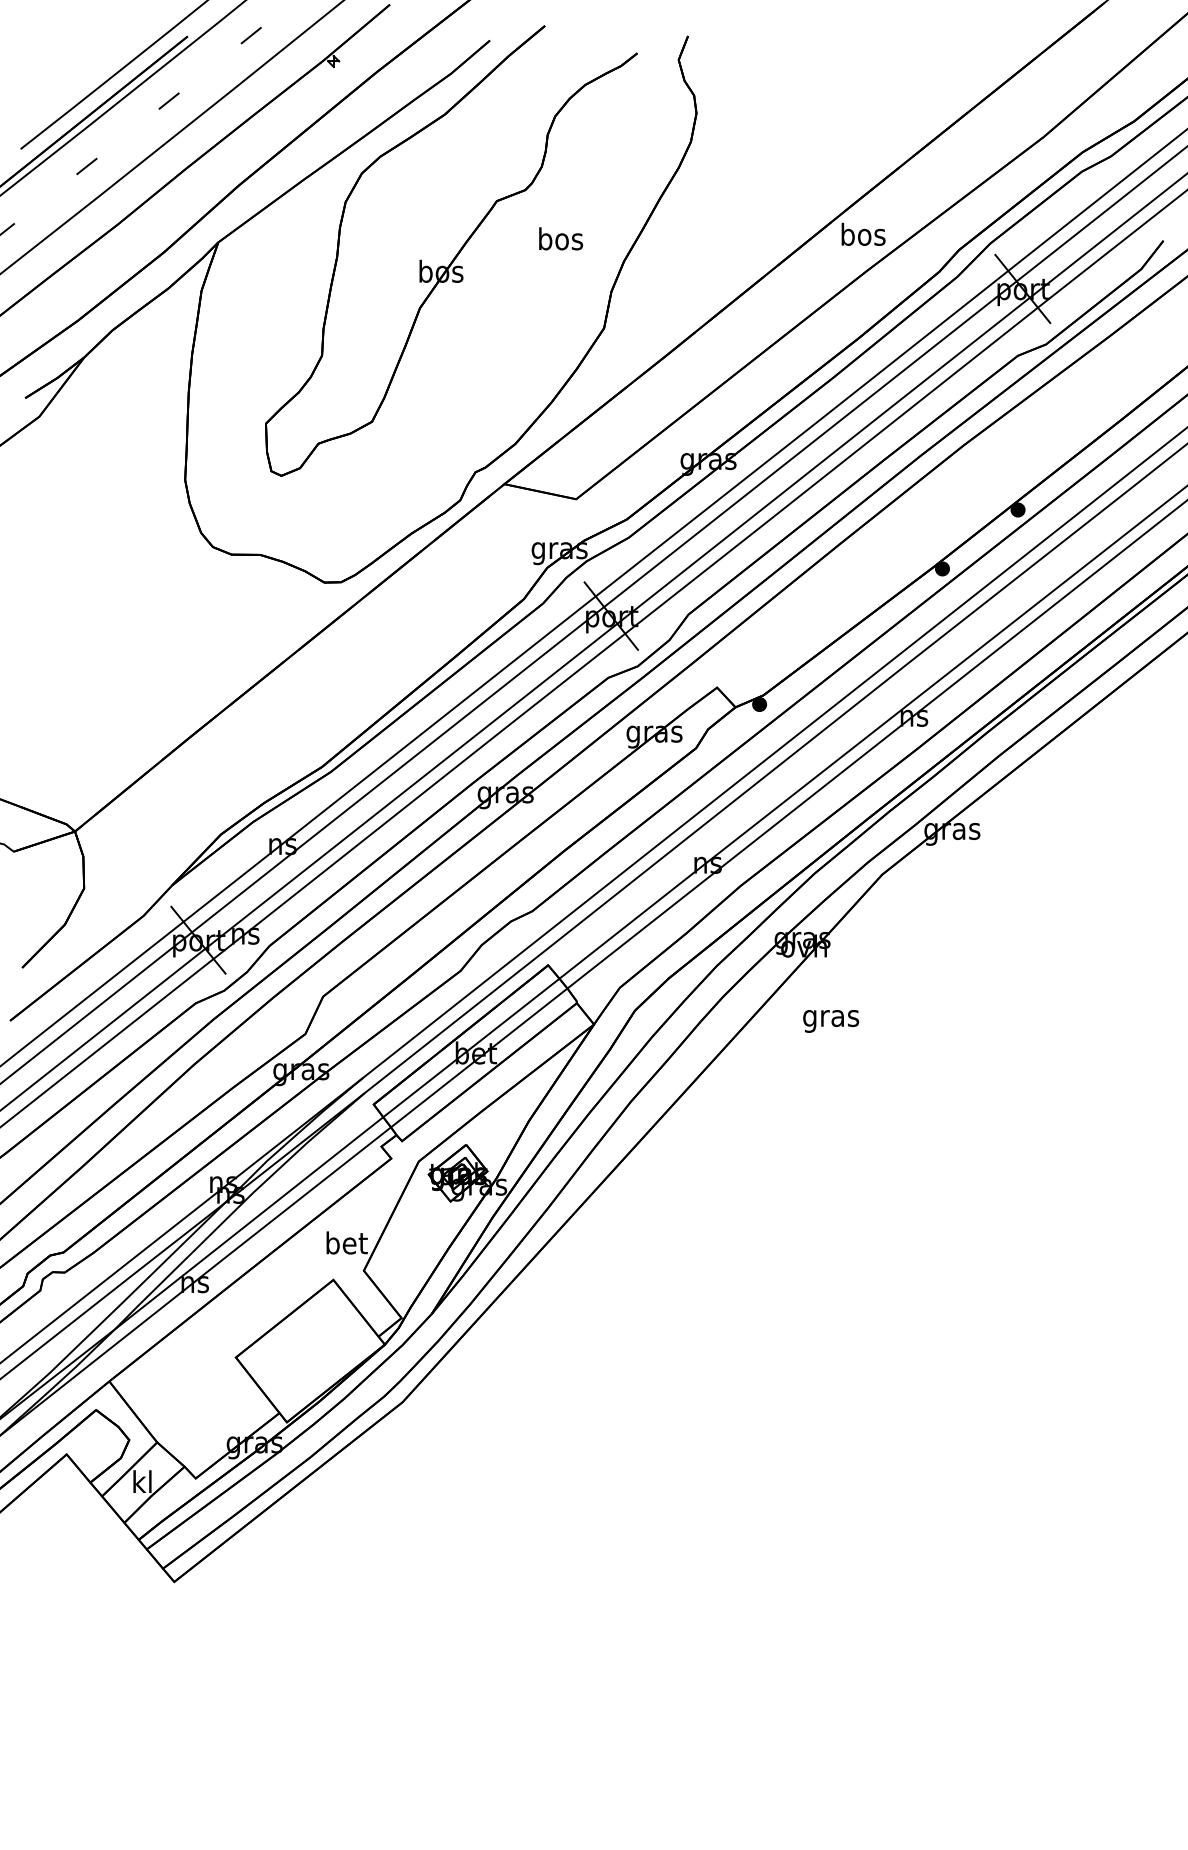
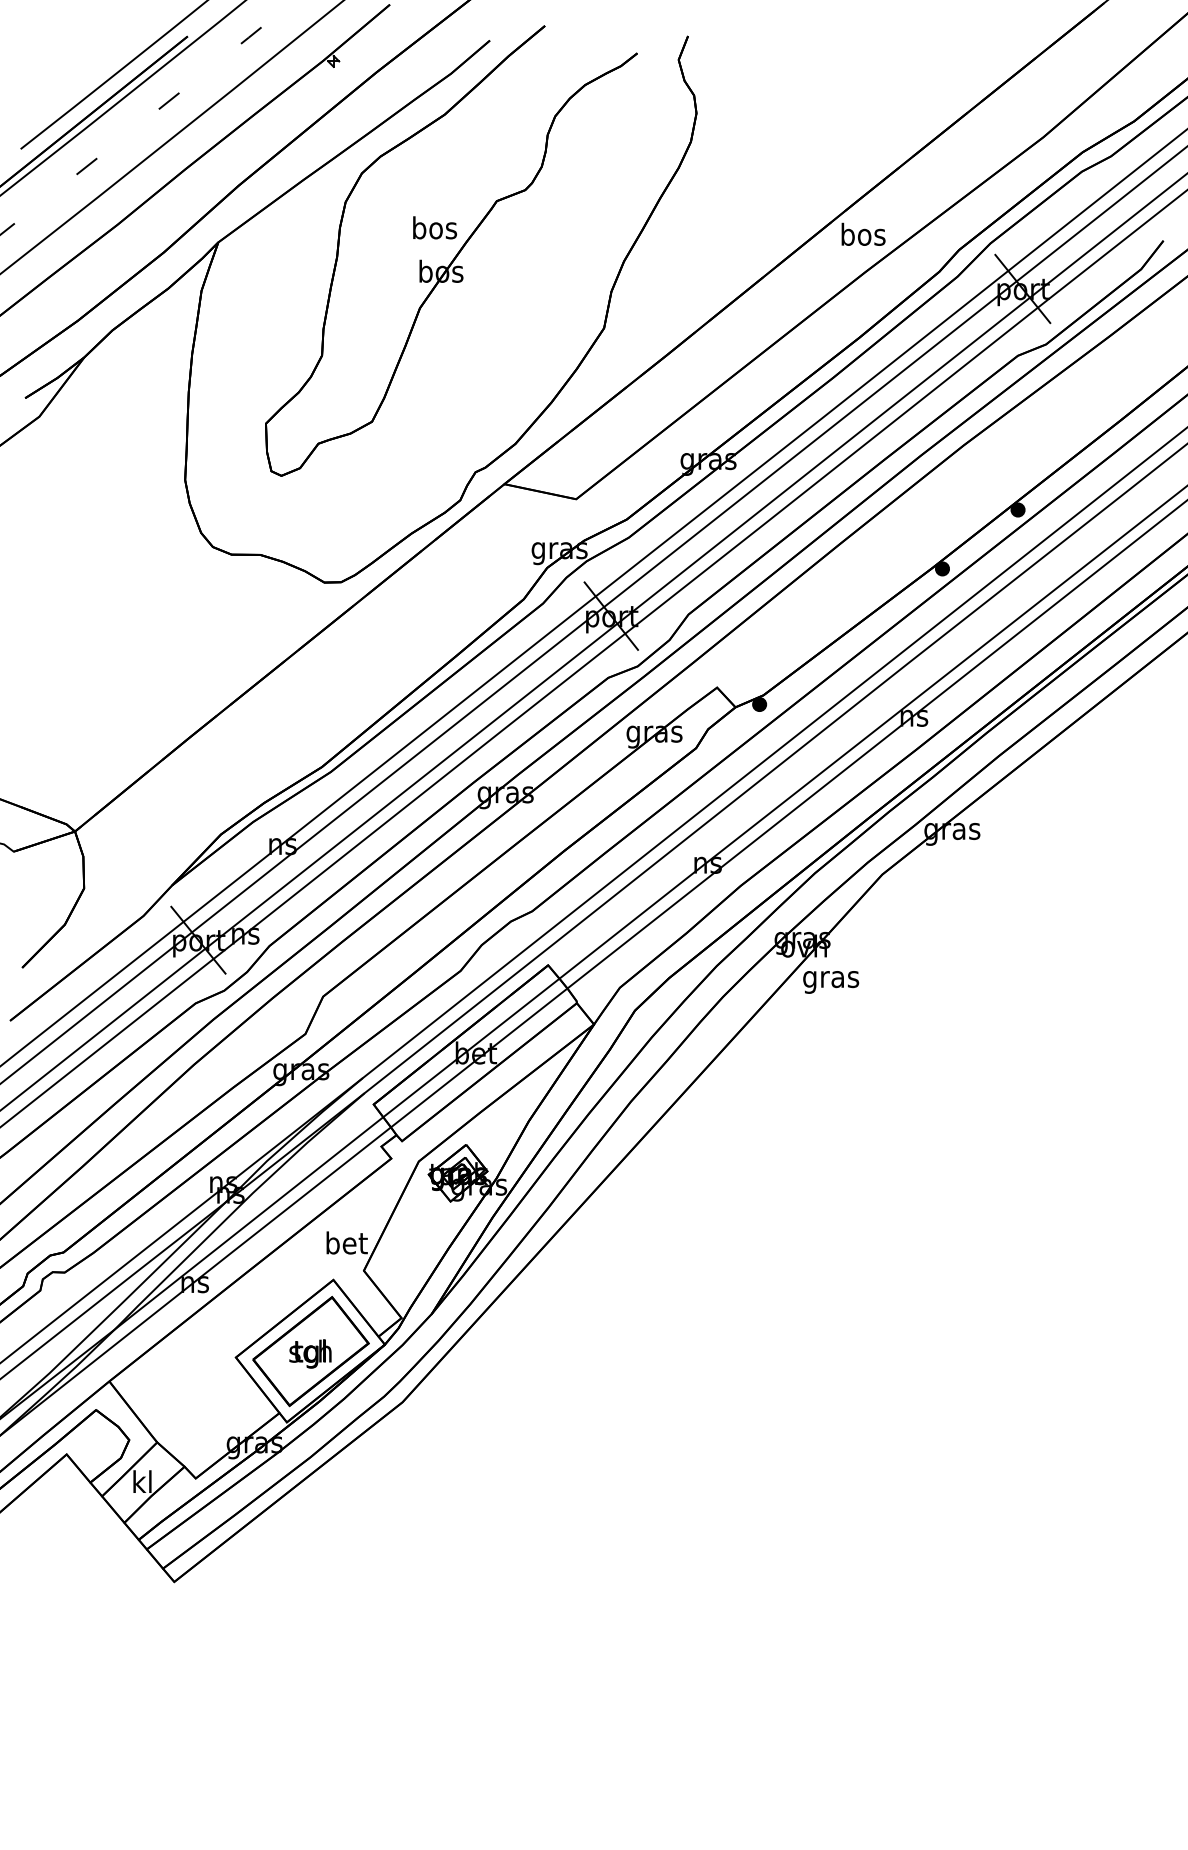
text position: (561, 238) -> (435, 227) (435, 227)
text position: (831, 1021) -> (831, 982) (831, 982)
part: none -> present (310, 1351)
